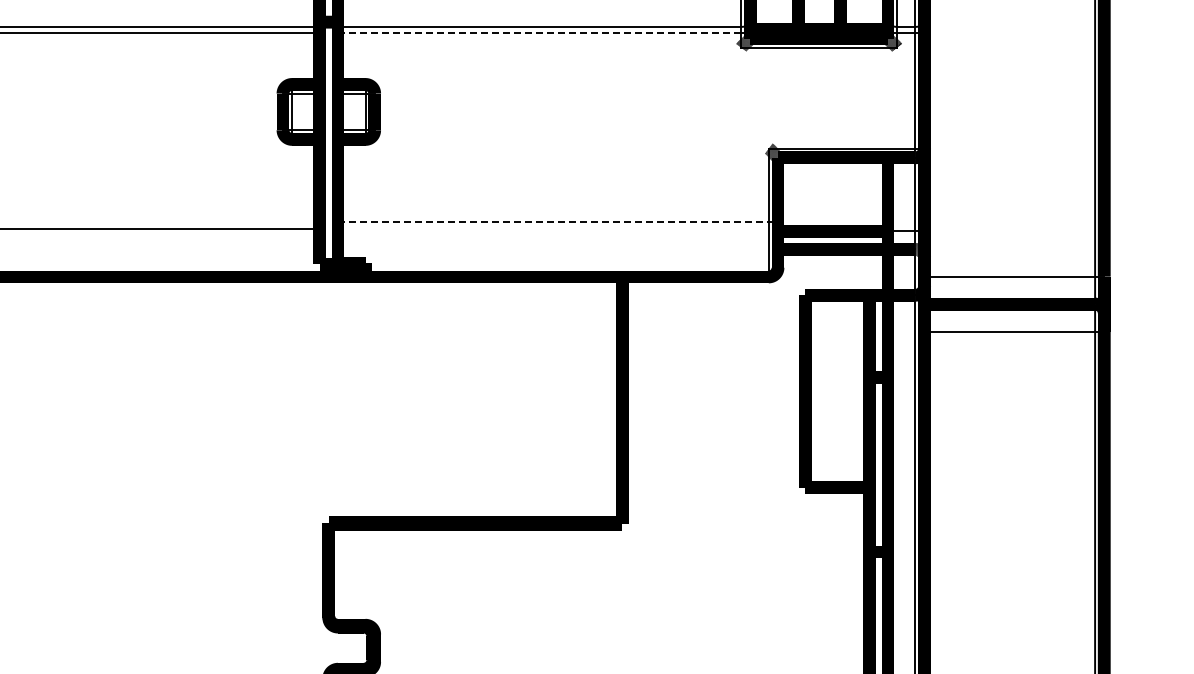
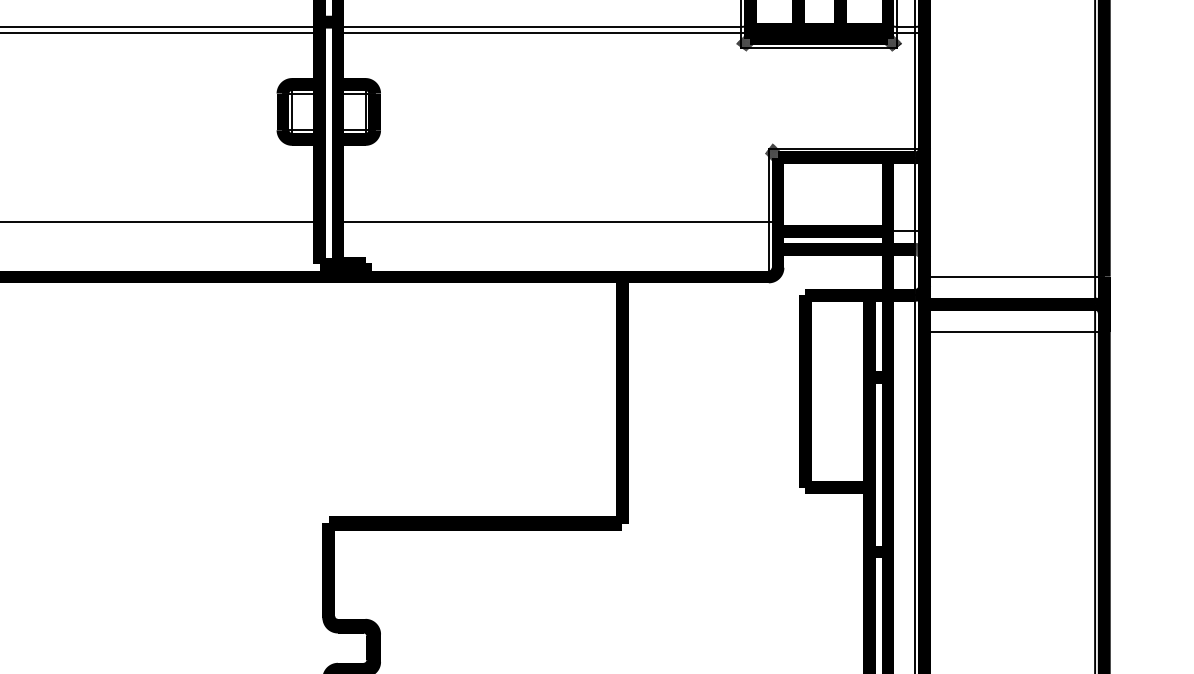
line: dashed -> solid (539, 32)
line: dashed -> solid (553, 221)
line position: (160, 228) -> (160, 221) (160, 221)
